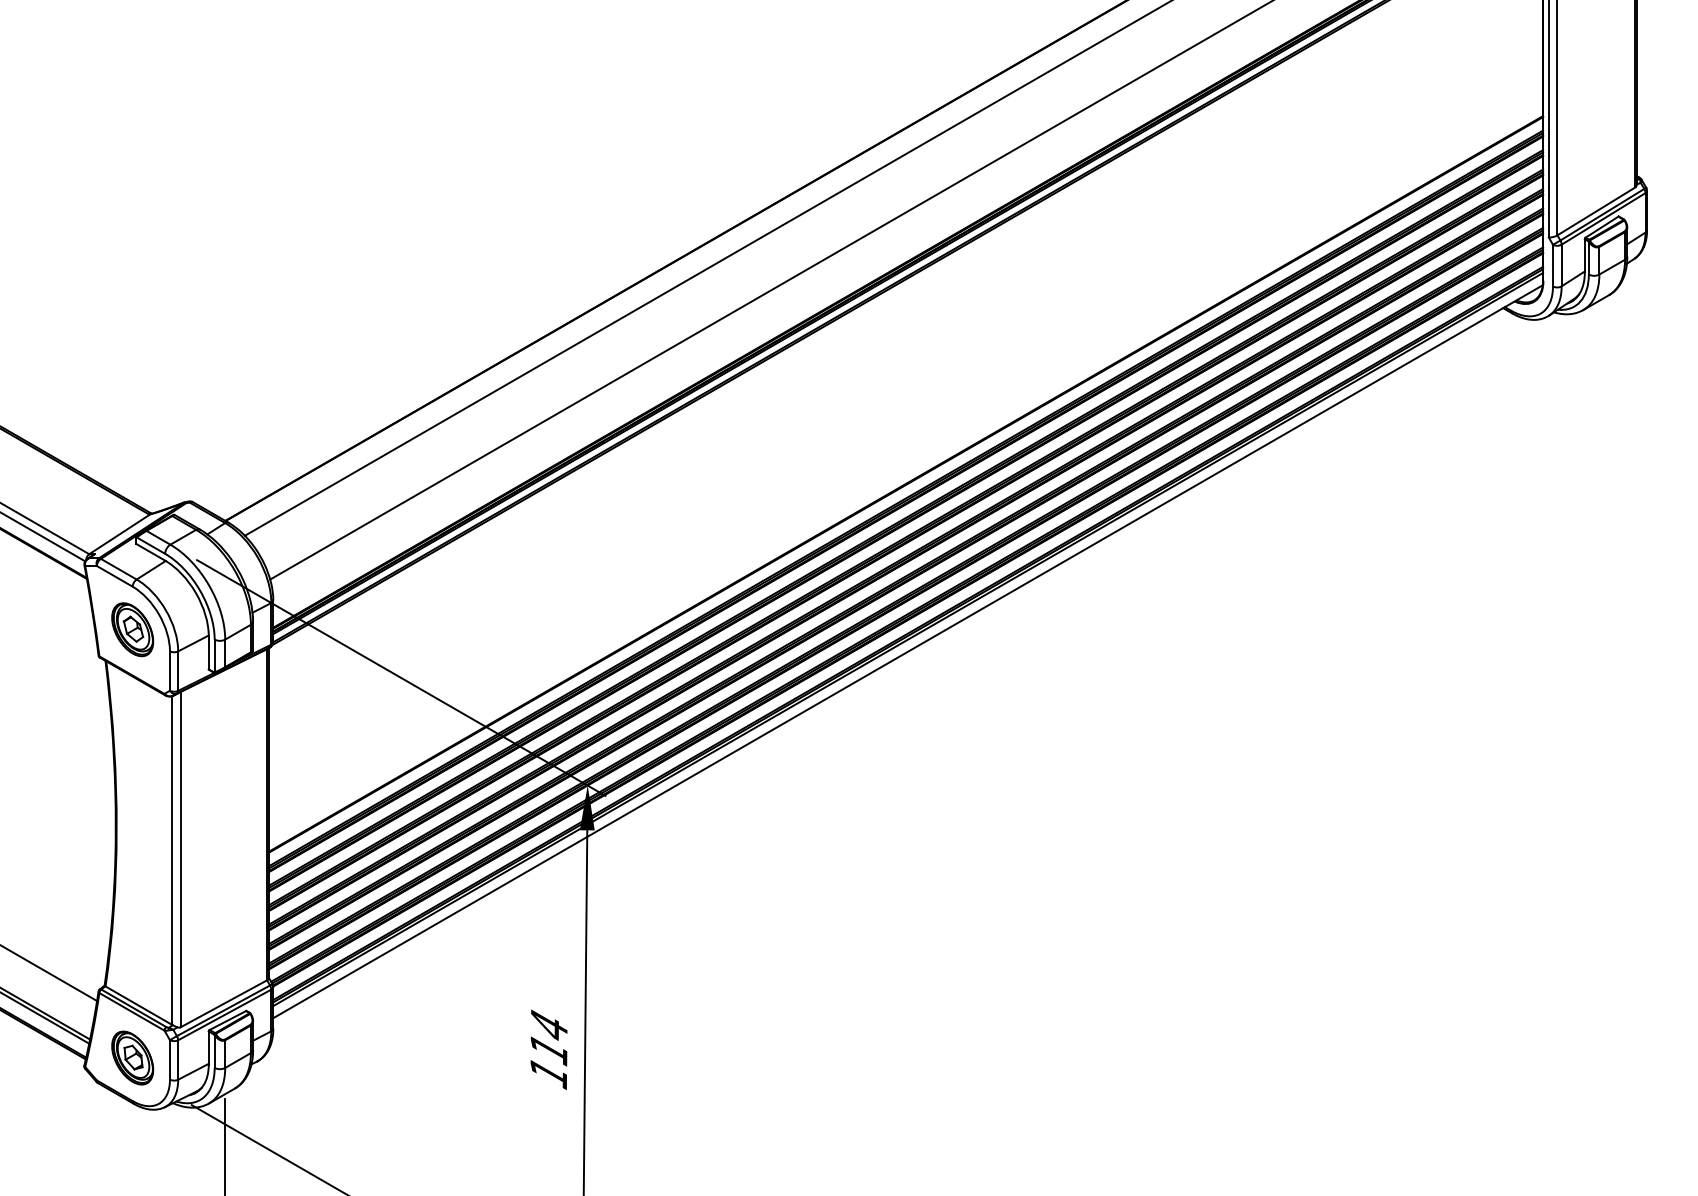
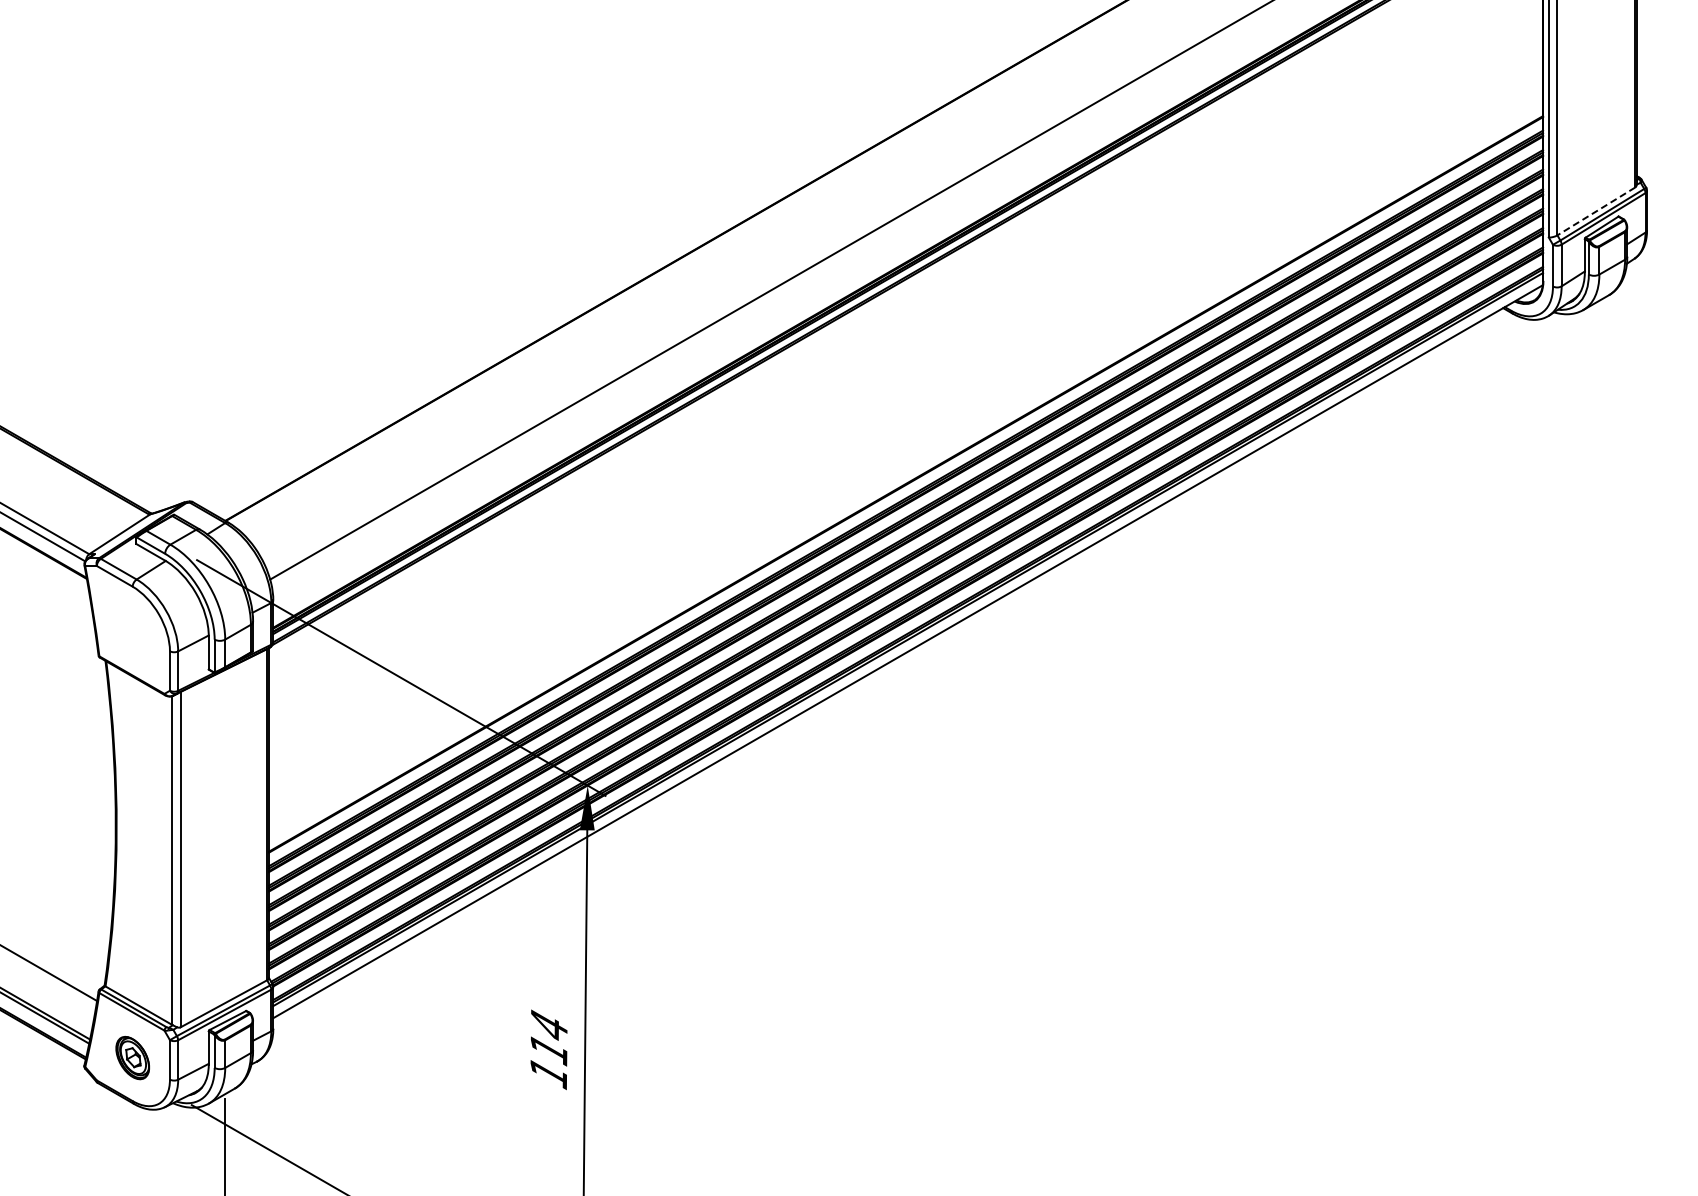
line: solid -> dashed (1596, 211)
line: present -> none (706, 268)
part: present -> none (132, 629)
part size: 44x56 px -> 35x45 px (132, 1058)
